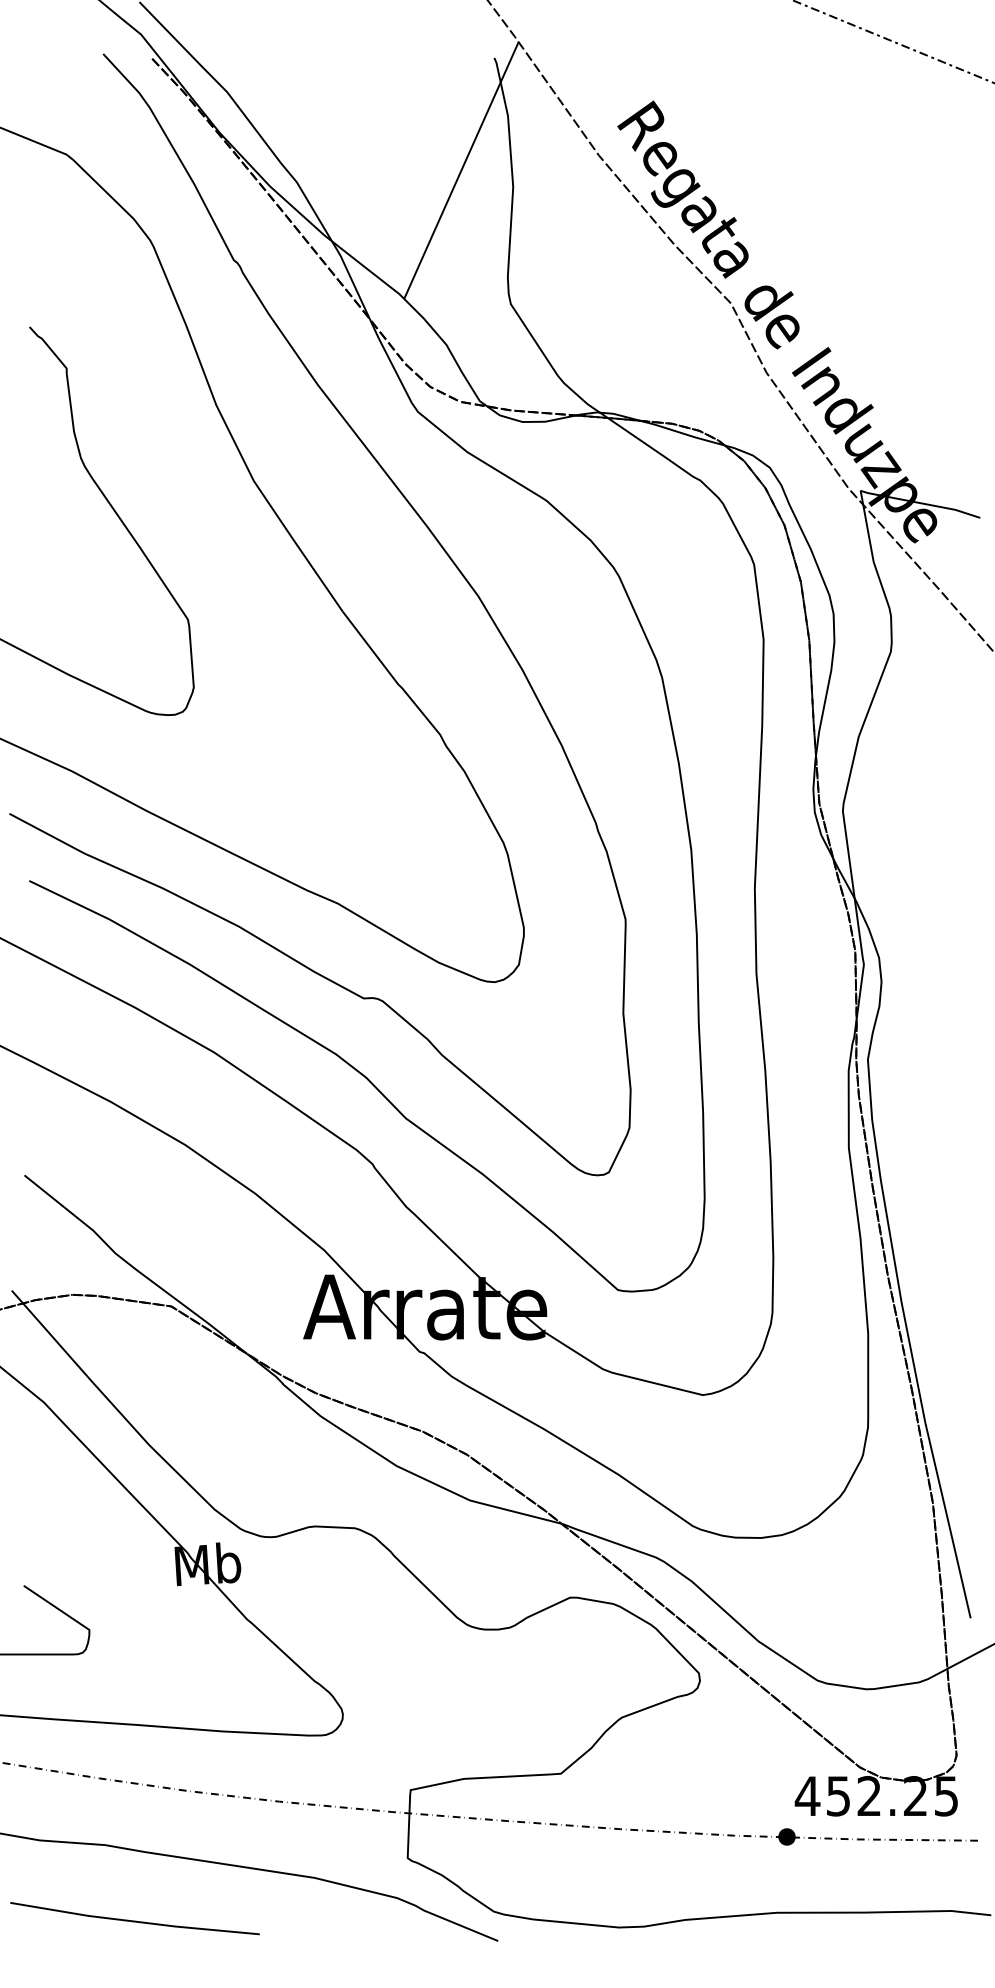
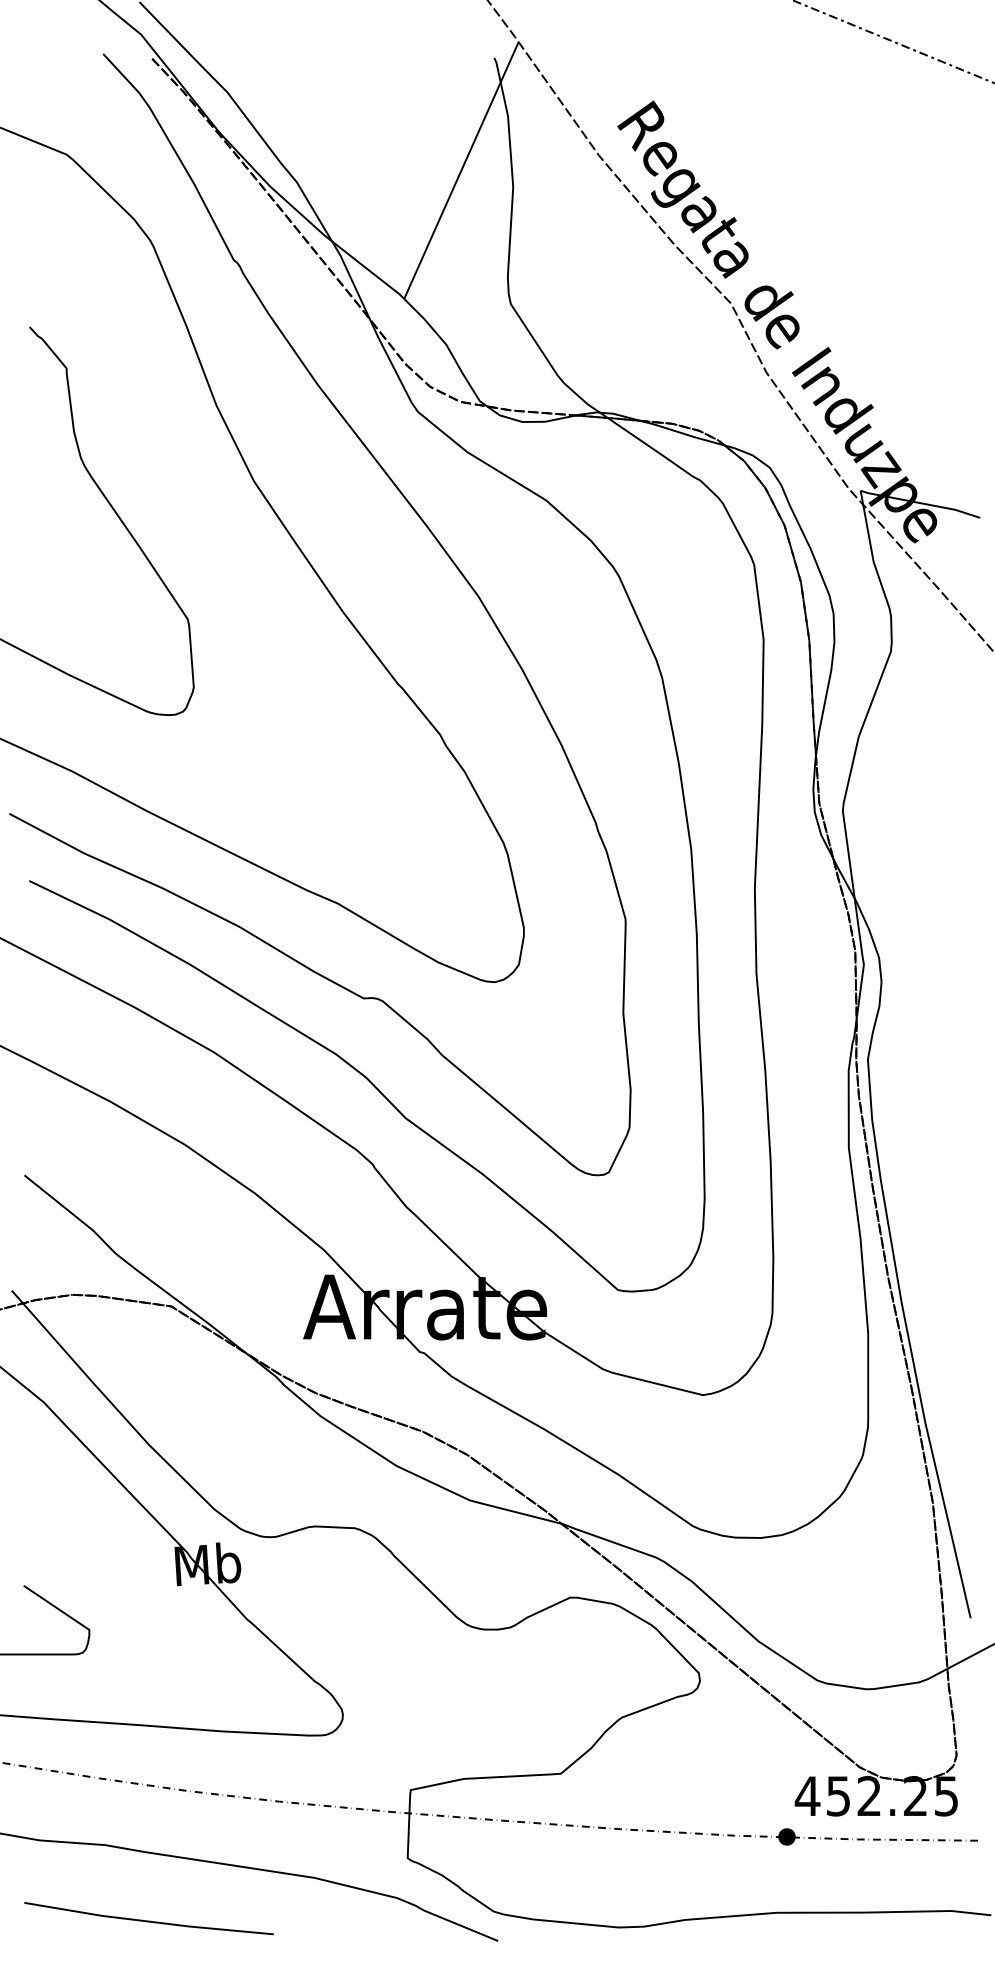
line position: (134, 1920) -> (148, 1920) (148, 1920)
